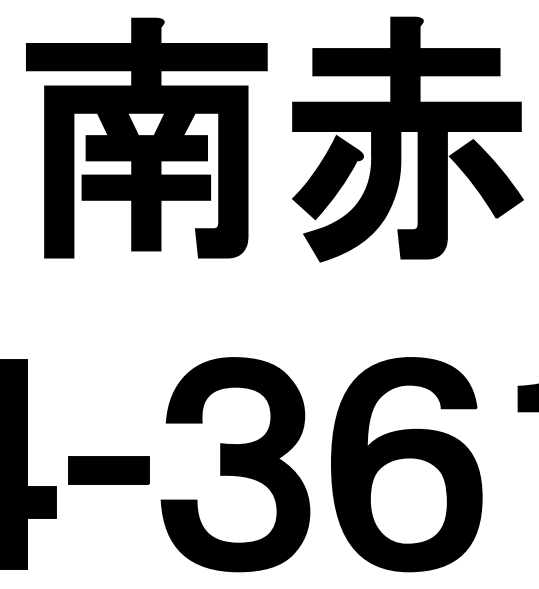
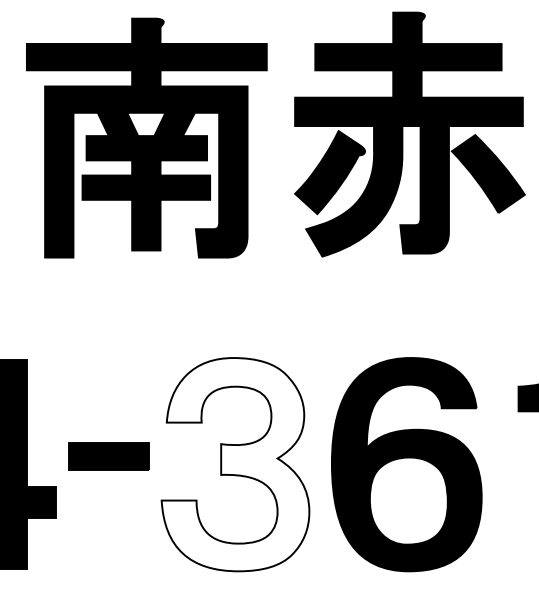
part position: (407, 139) -> (409, 134) (409, 134)
fill: present -> none (235, 464)
part position: (108, 470) -> (108, 456) (108, 456)
